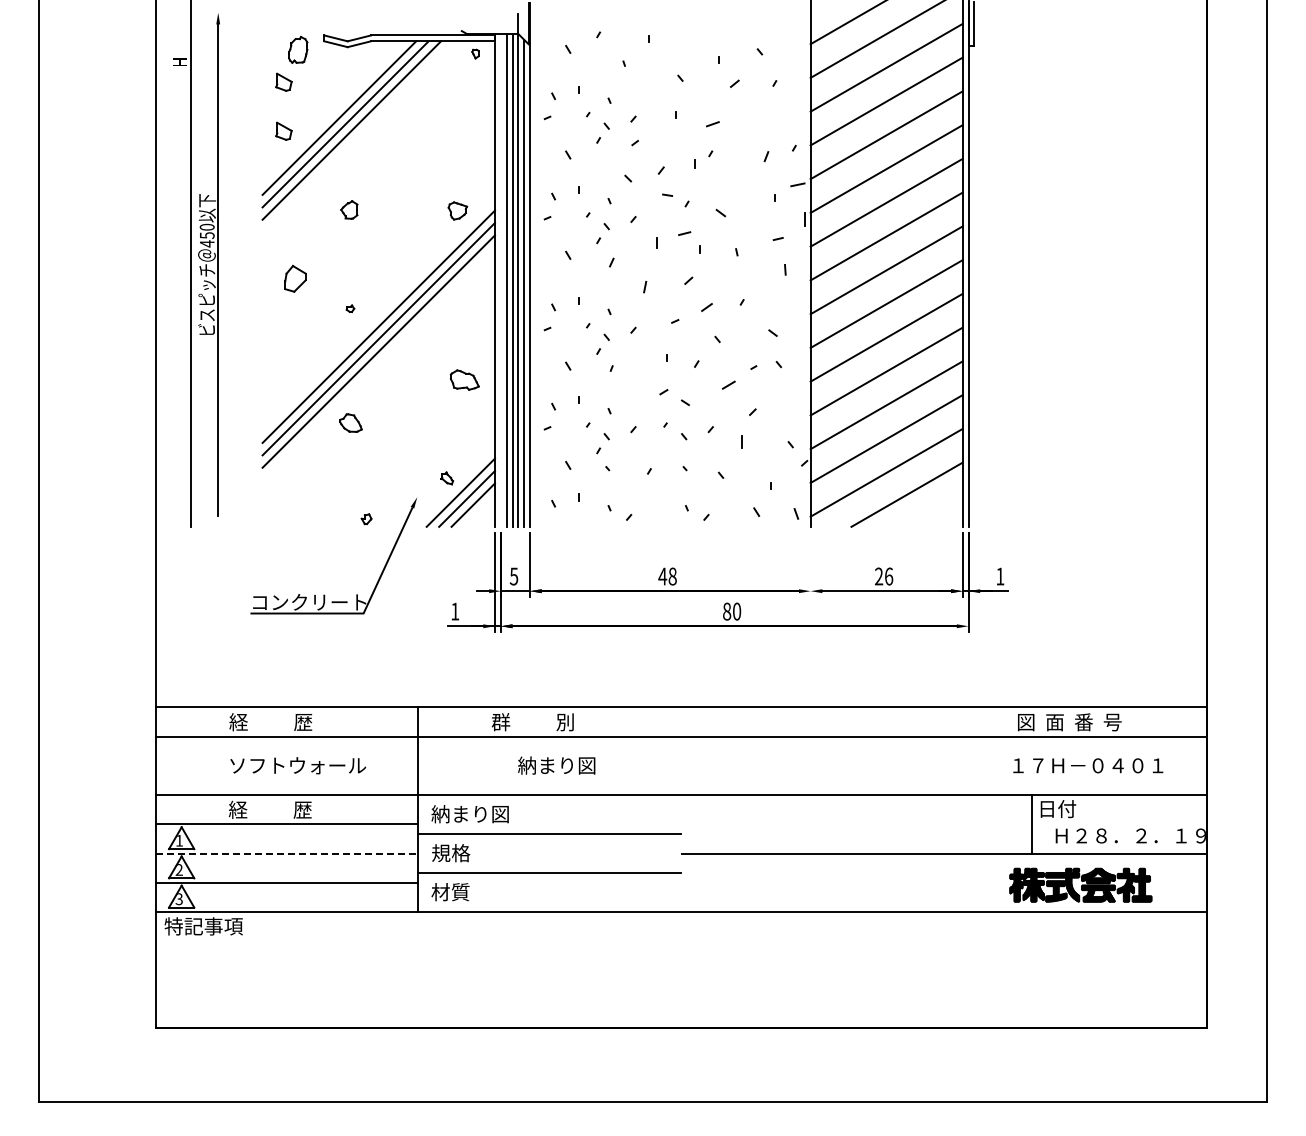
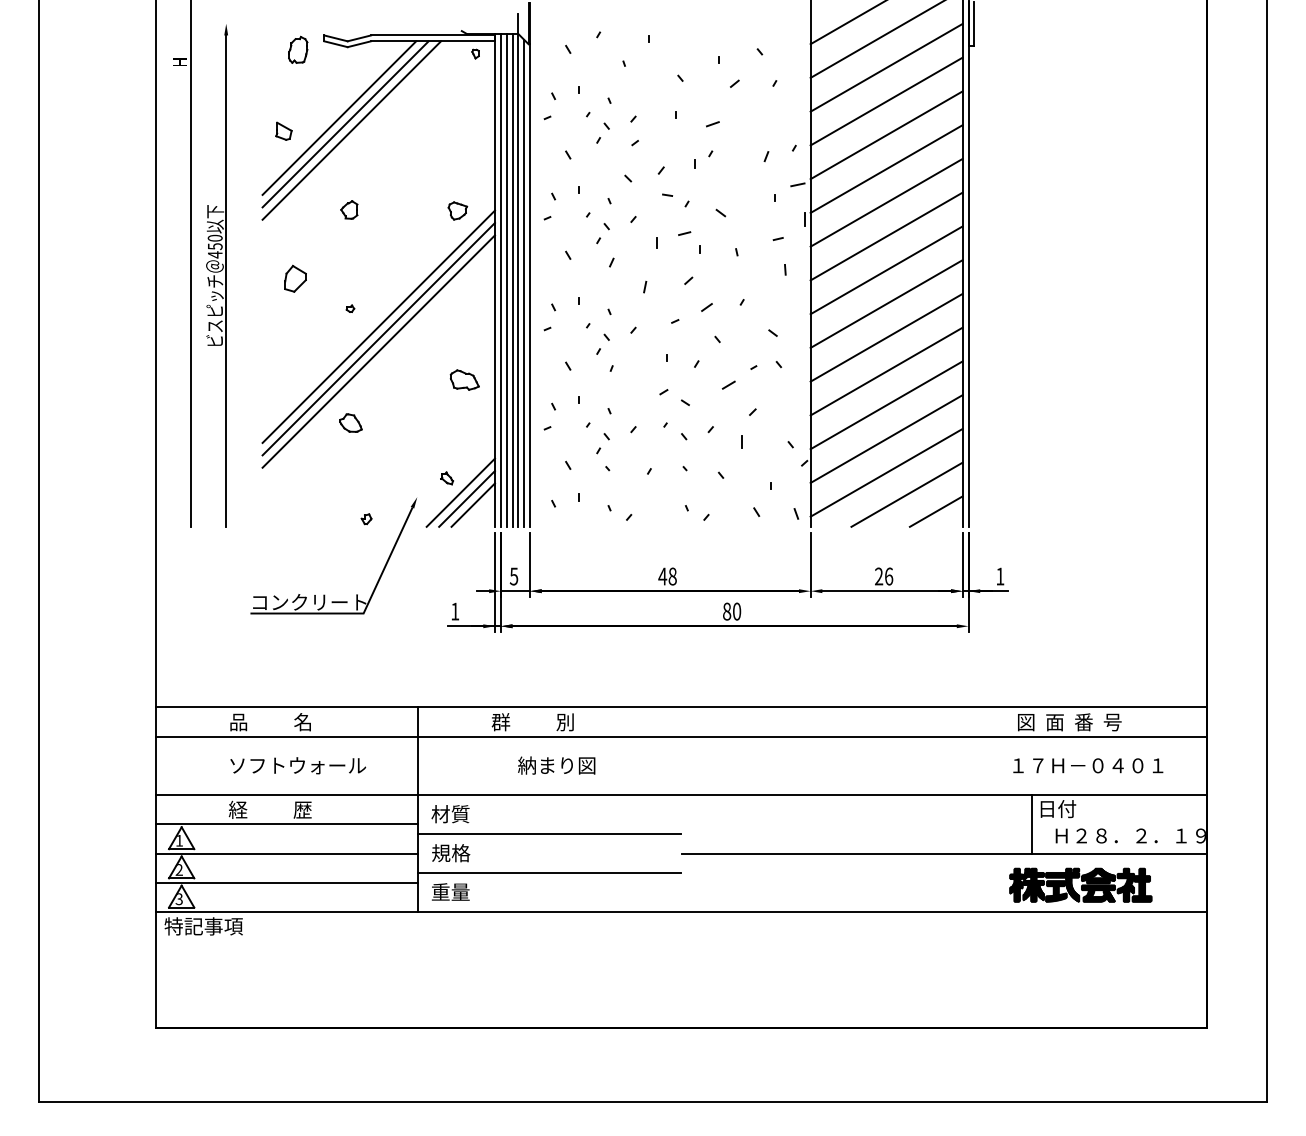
part: present -> none (283, 81)
part position: (208, 264) -> (216, 275) (216, 275)
line: none -> present (500, 280)
line: none -> present (935, 511)
line: none -> present (810, 564)
text: 経          歴 -> 品          名 (270, 722)
text: 納まり図 -> 材質 (469, 814)
line: dashed -> solid (287, 853)
text: 材質 -> 重量 (450, 892)
